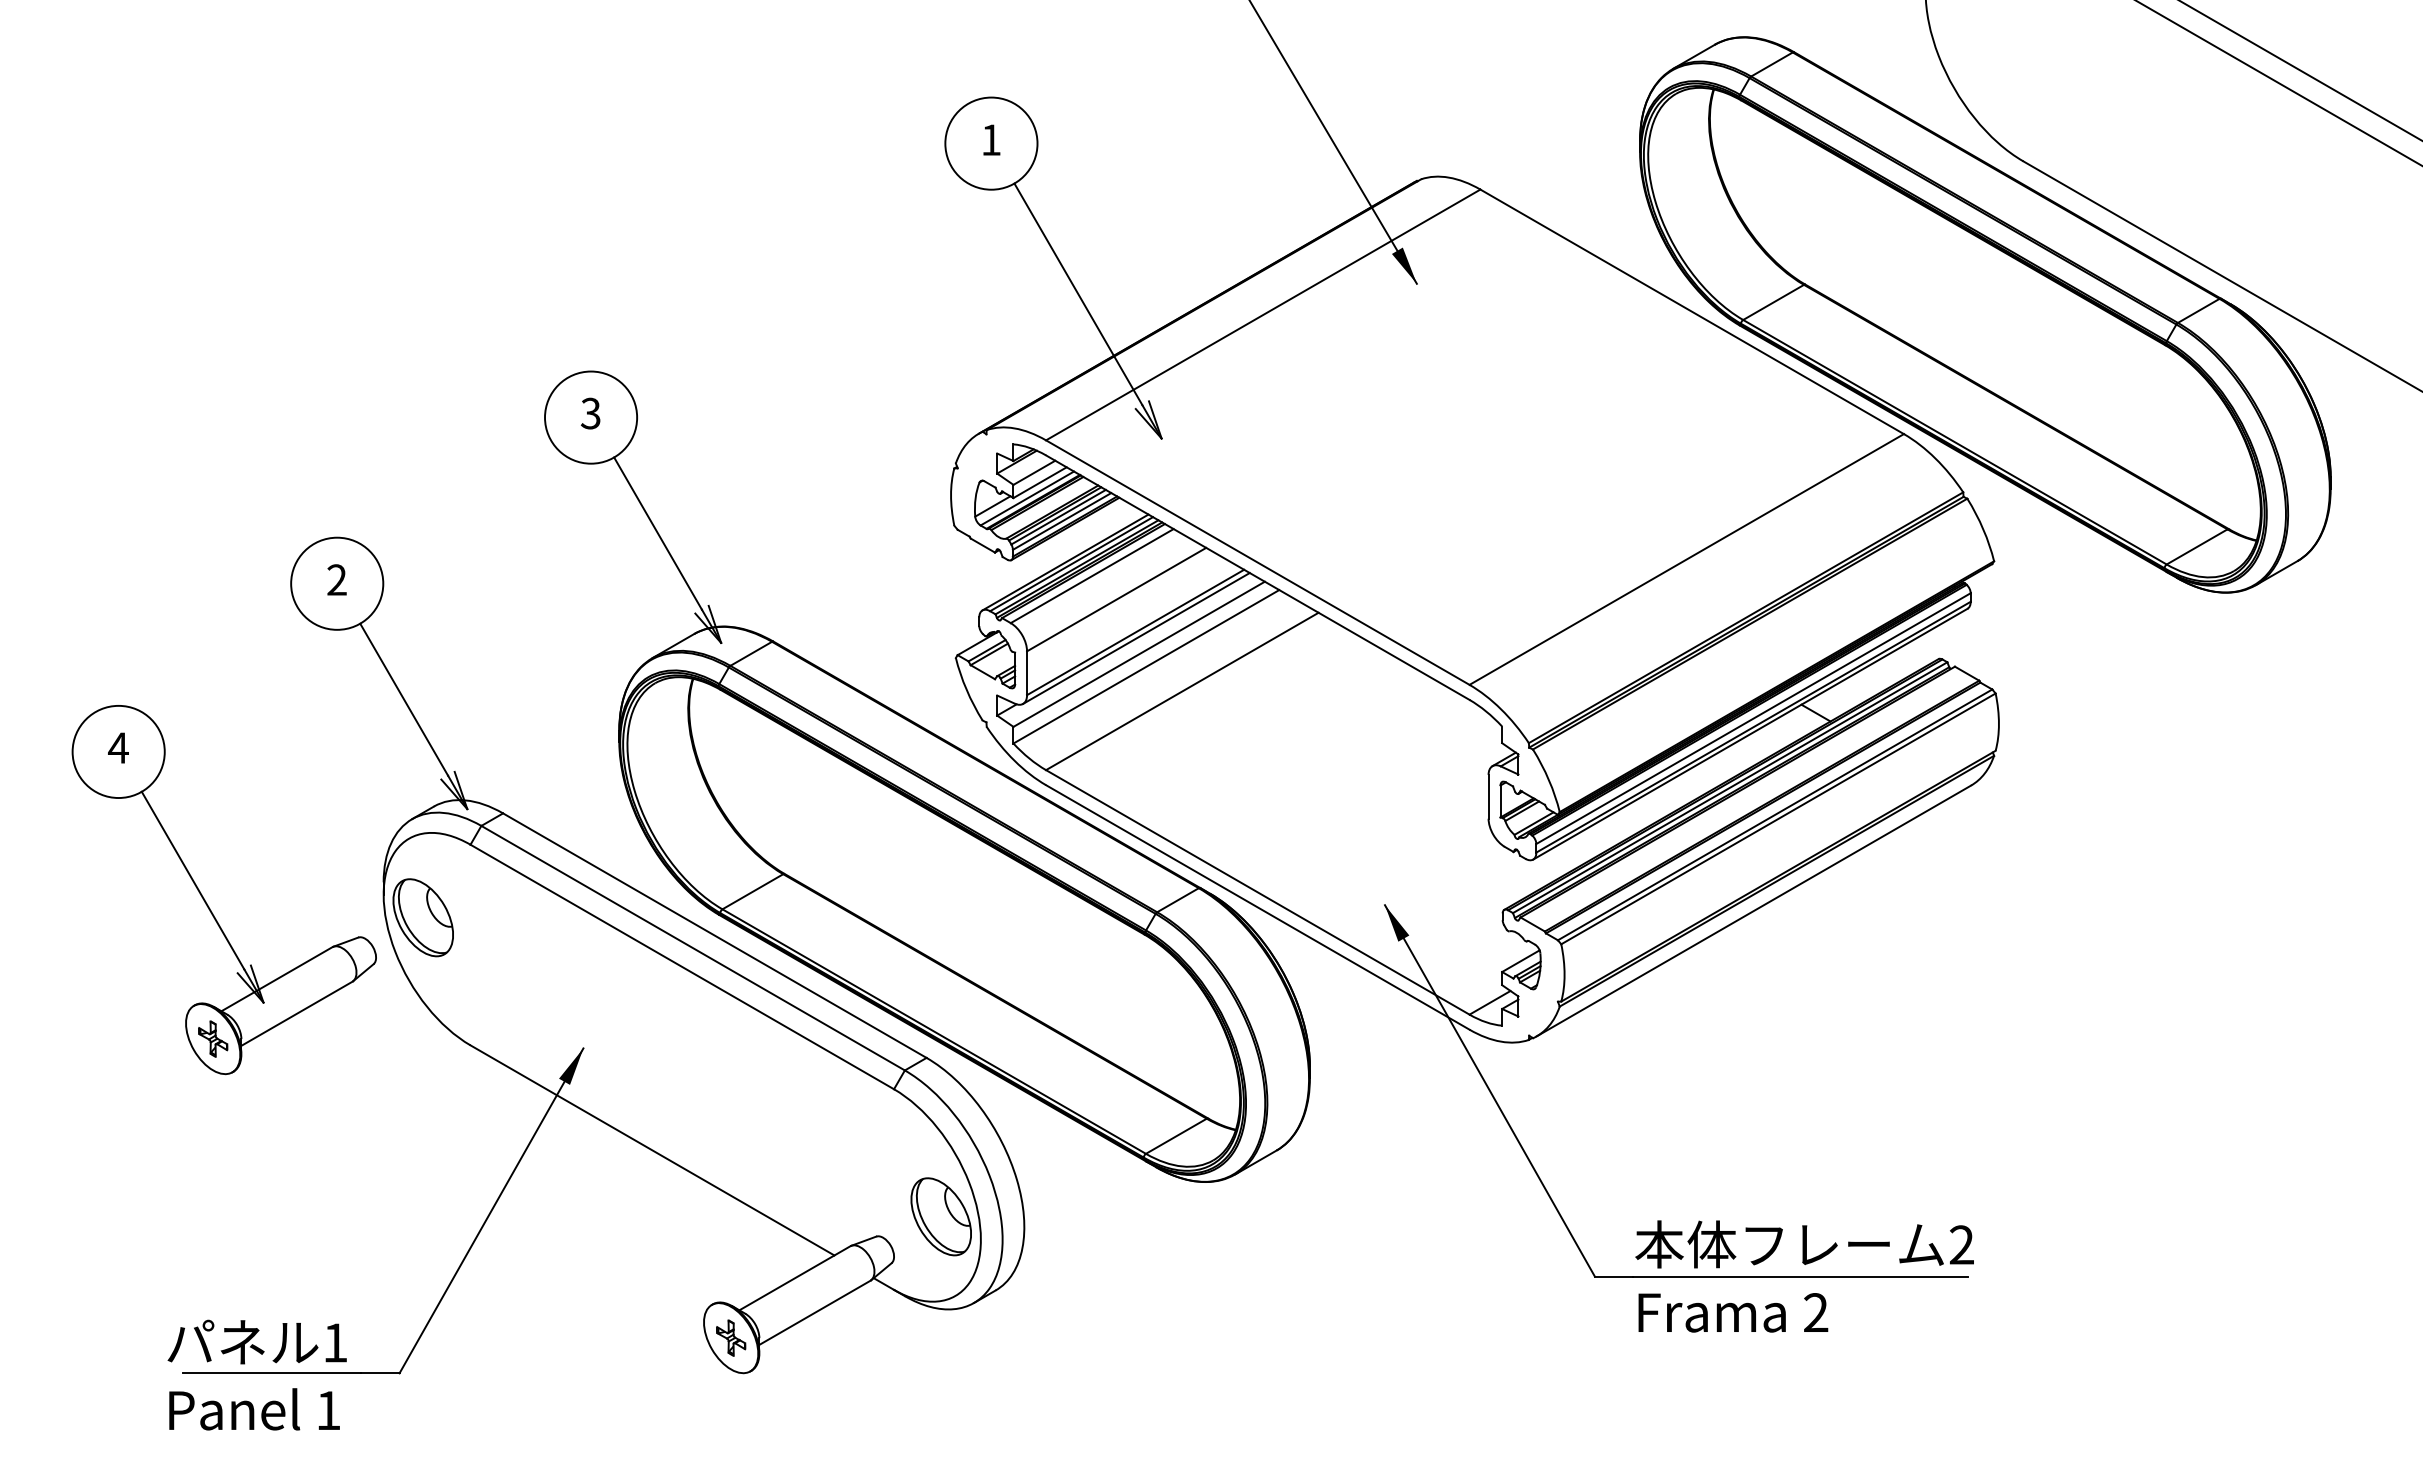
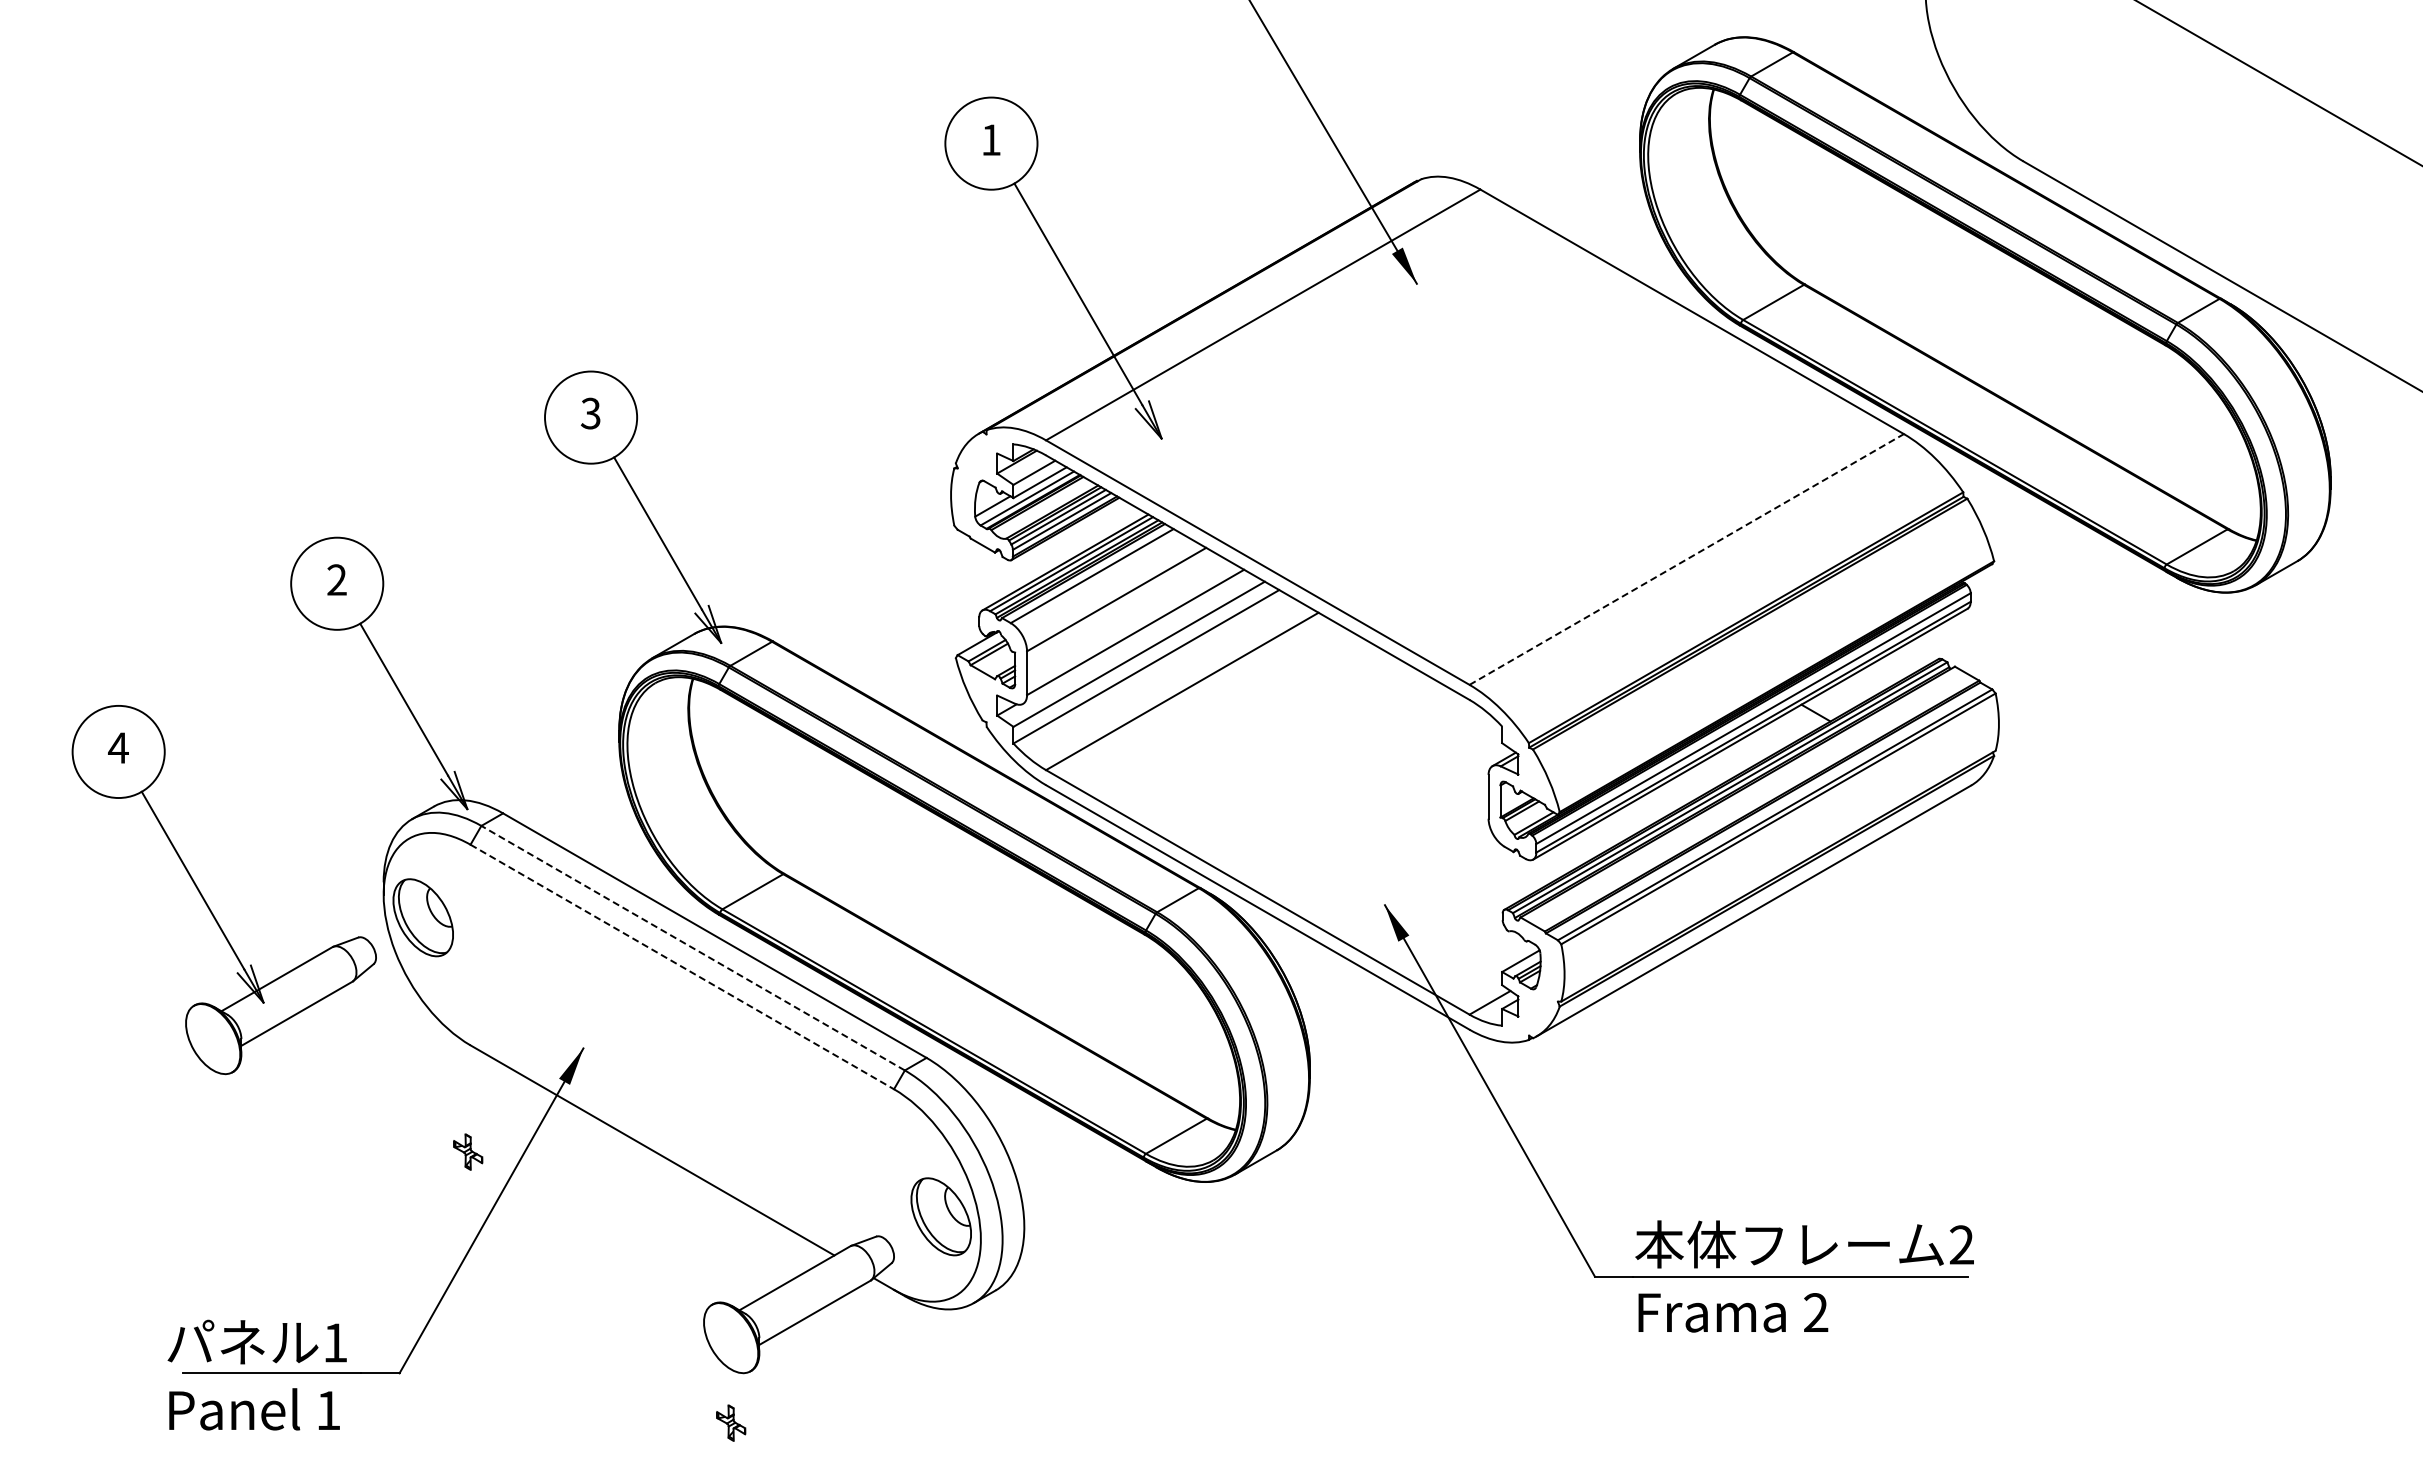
line: present -> none (2300, 70)
line: solid -> dashed (1686, 559)
line: present -> none (1136, 638)
line: solid -> dashed (693, 948)
line: solid -> dashed (682, 967)
part position: (213, 1038) -> (468, 1151) (468, 1151)
part position: (731, 1337) -> (731, 1422) (731, 1422)
